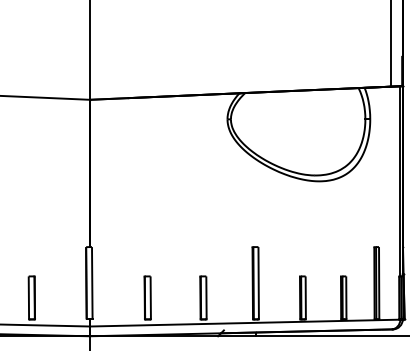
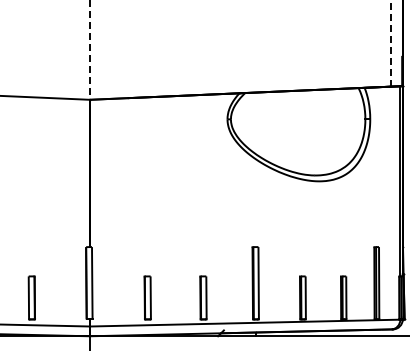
line: solid -> dashed (391, 43)
line: solid -> dashed (89, 49)
